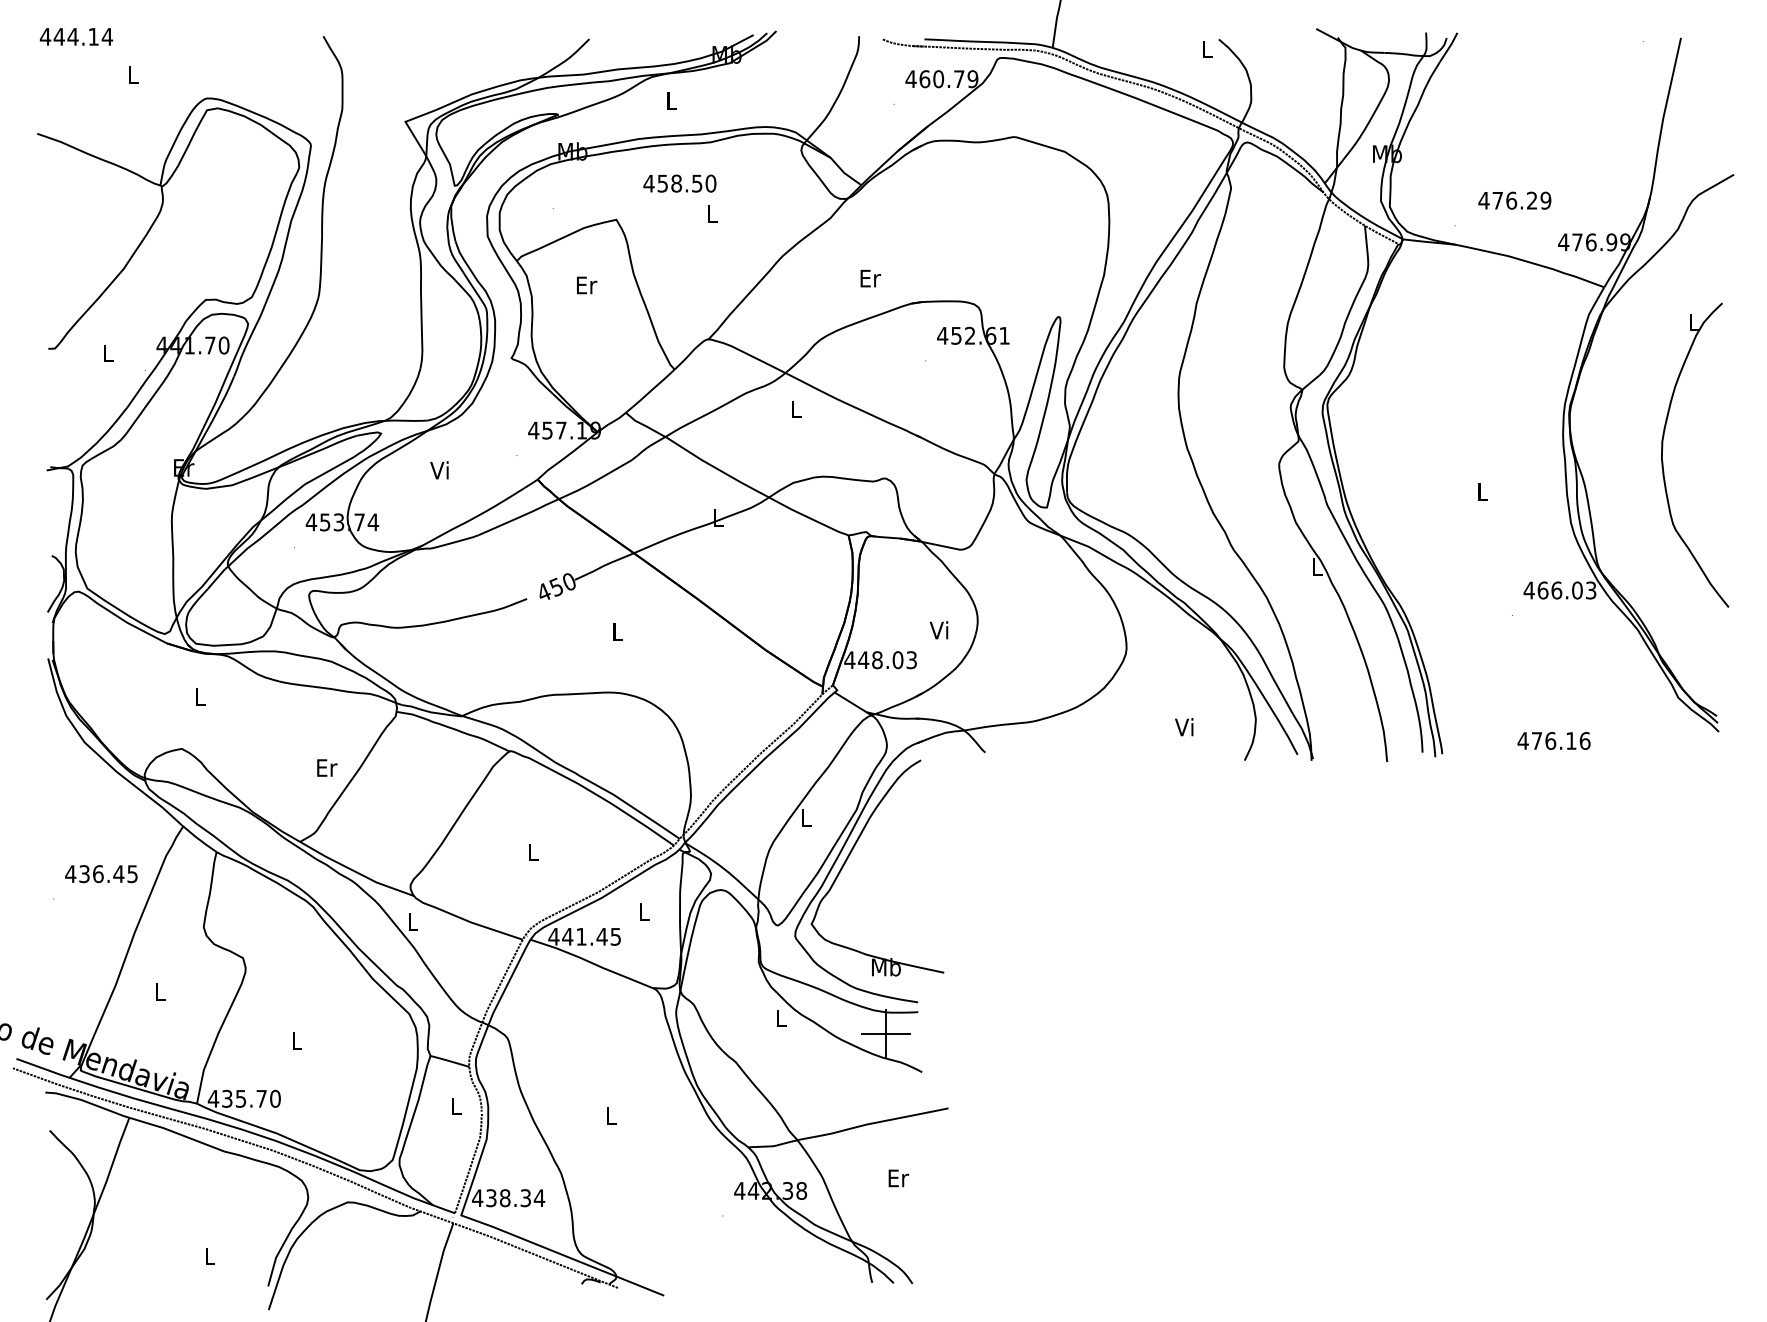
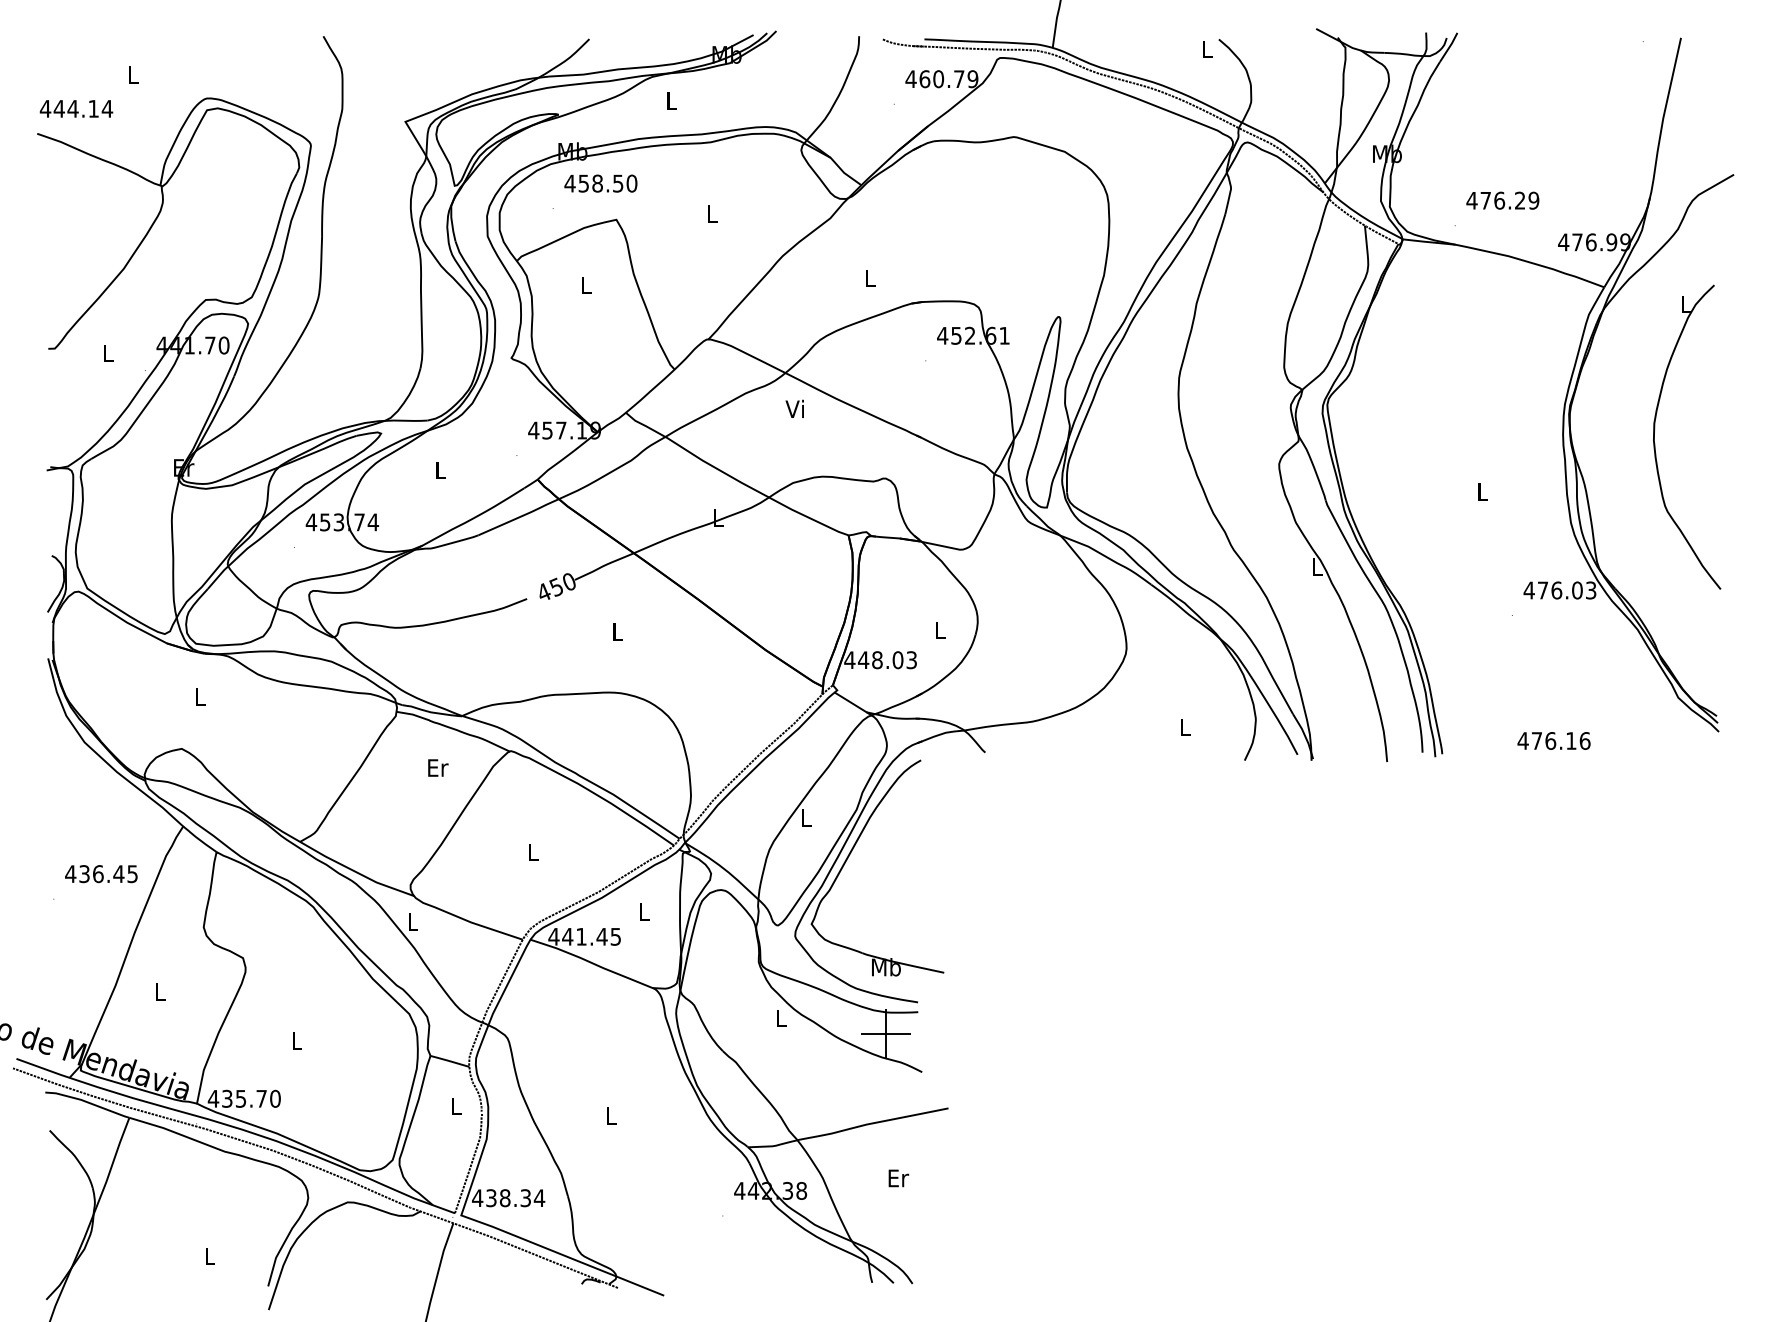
text position: (76, 36) -> (76, 108) (76, 108)
text position: (679, 183) -> (600, 183) (600, 183)
text position: (1514, 200) -> (1502, 200) (1502, 200)
text: Er -> L (870, 278)
text: Er -> L (587, 285)
text: L -> Vi (794, 408)
part position: (1663, 447) -> (1655, 429) (1655, 429)
text: Vi -> L (439, 470)
text: 466.03 -> 476.03 (1542, 590)
text: Vi -> L (938, 630)
text: Vi -> L (1184, 727)
text position: (327, 767) -> (438, 767) (438, 767)
